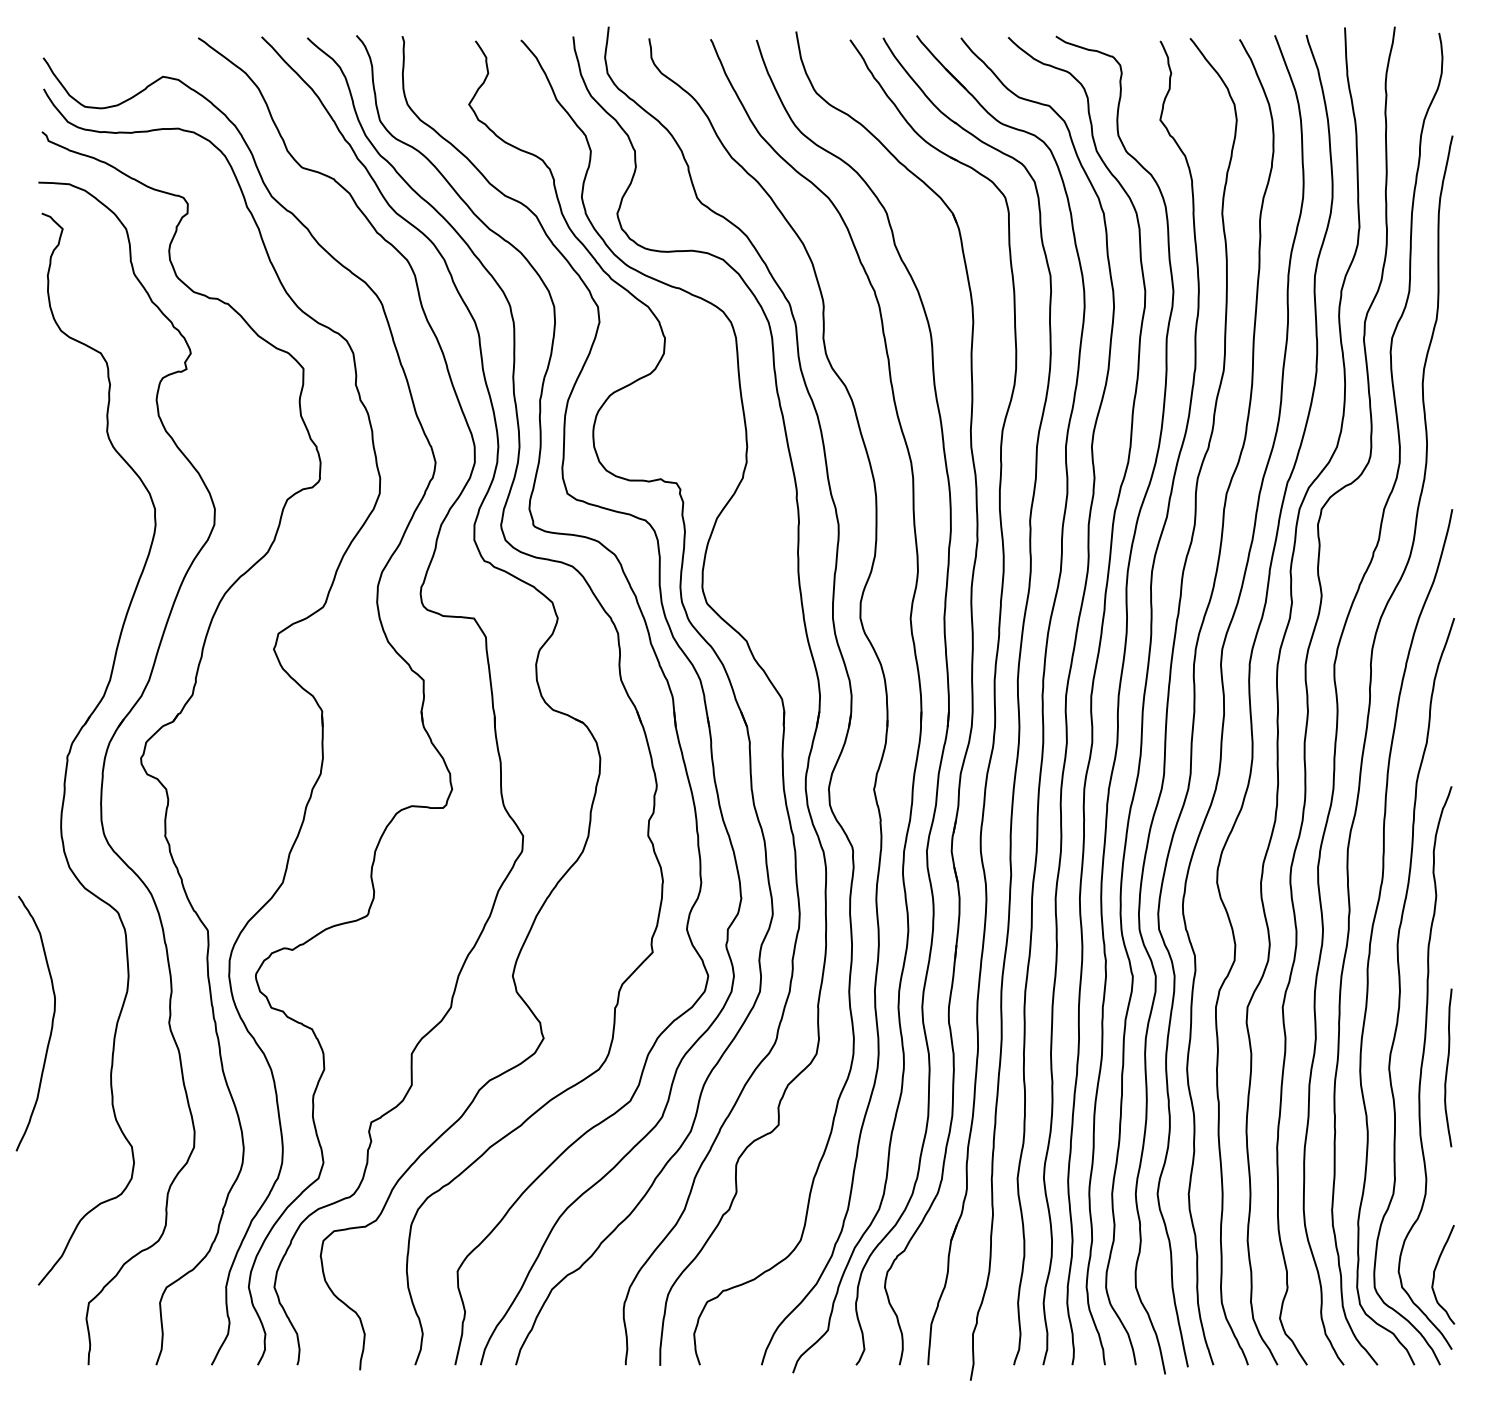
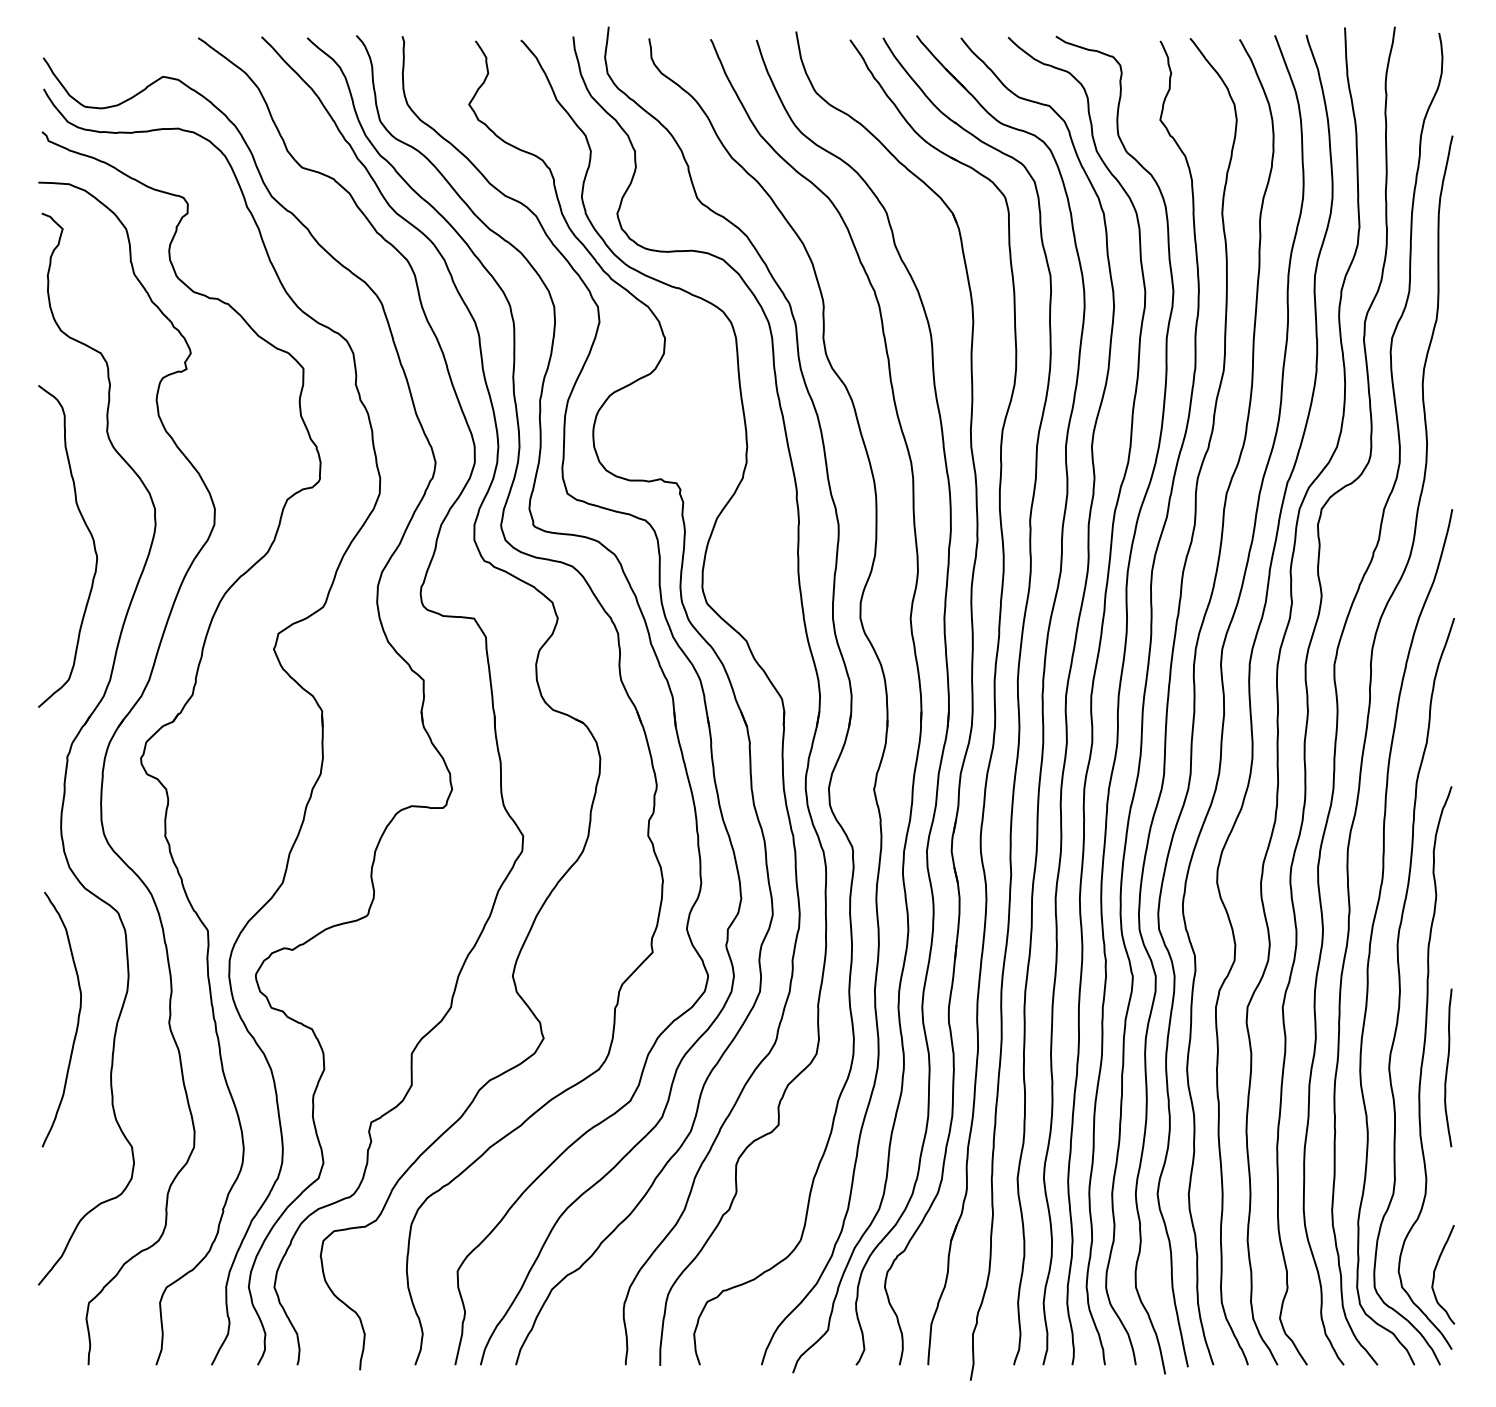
curve: none -> present (90, 535)
curve position: (51, 1023) -> (77, 1019) (77, 1019)
